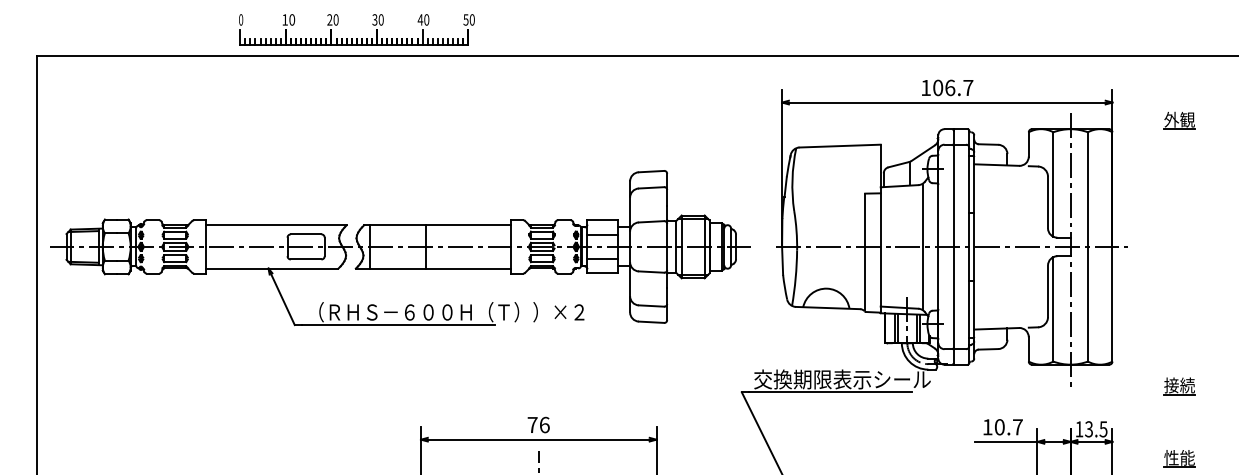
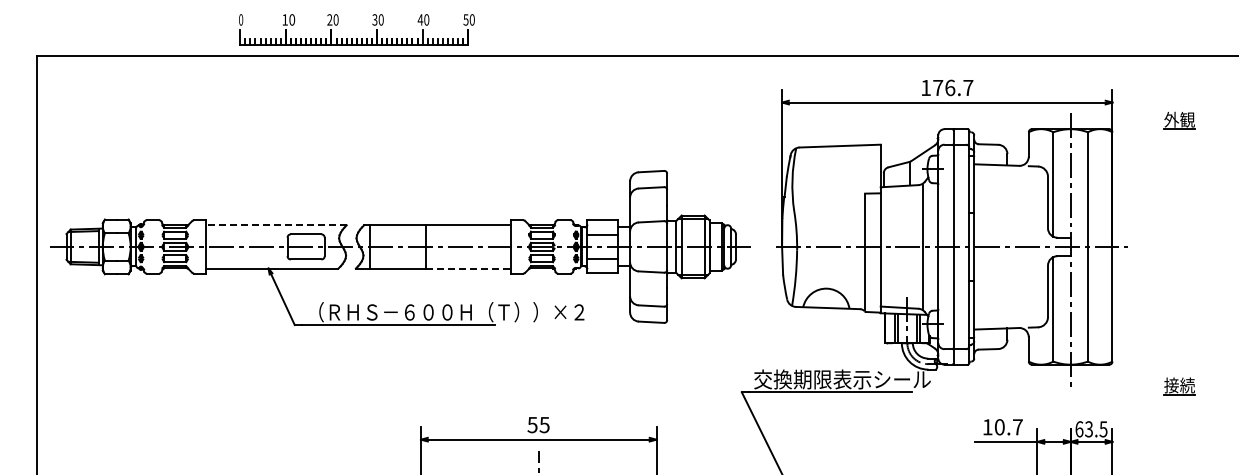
text: 106.7 -> 176.7 (938, 87)
line: solid -> dashed (275, 225)
line: solid -> dashed (468, 268)
text: 76 -> 55 (538, 424)
text: 13.5 -> 63.5 (1079, 429)
part: present -> none (1179, 458)
